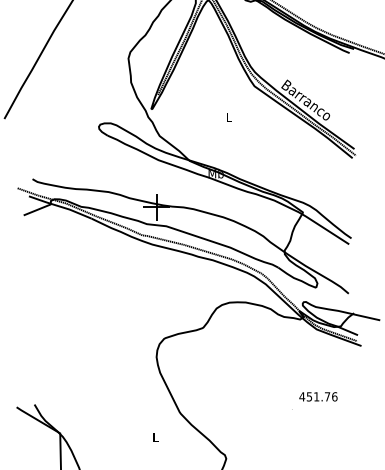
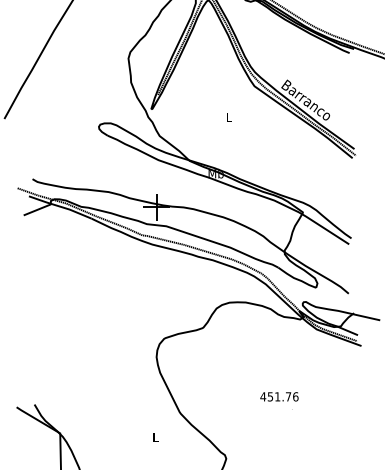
text position: (318, 396) -> (279, 396) (279, 396)
